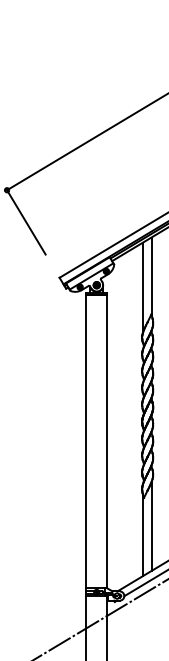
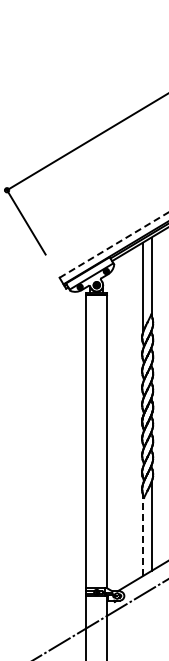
line: solid -> dashed (114, 244)
line: solid -> dashed (142, 535)
line: present -> none (144, 583)
